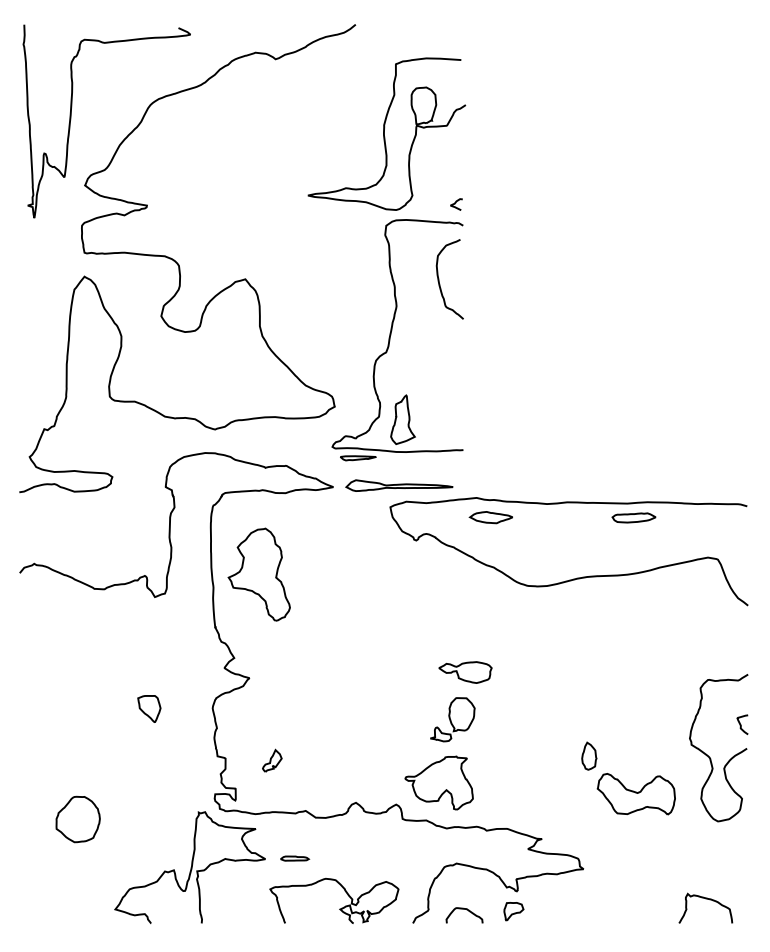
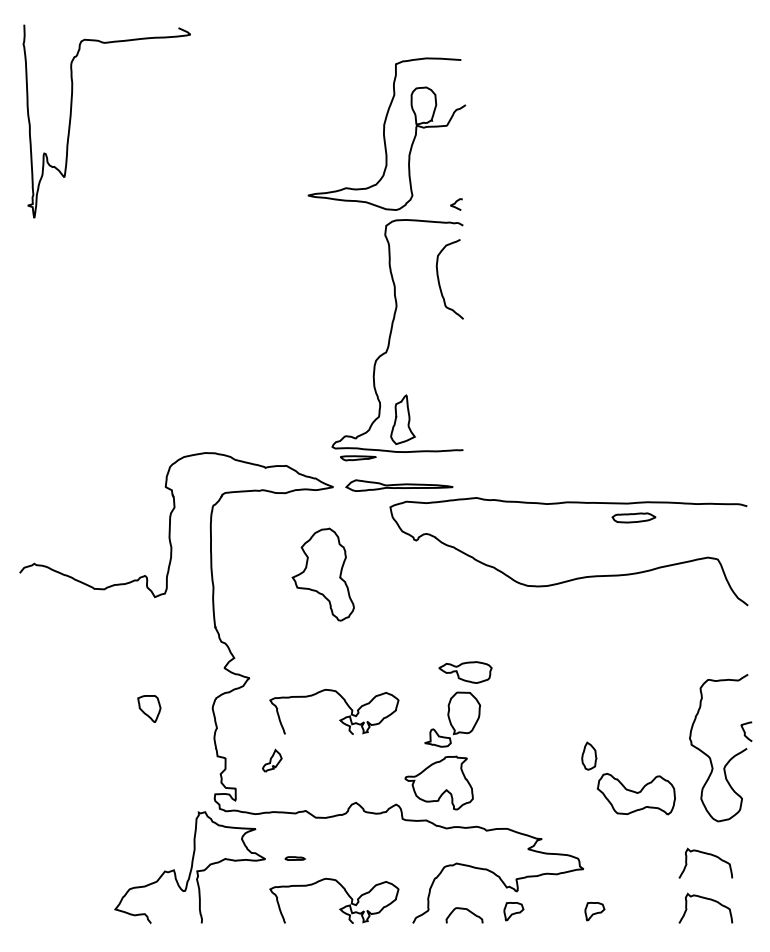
curve: present -> none (179, 264)
part: present -> none (490, 517)
part position: (258, 574) -> (322, 574) (322, 574)
curve: none -> present (339, 719)
part size: 46x46 px -> 58x57 px (452, 719)
curve position: (741, 724) -> (745, 731) (745, 731)
part: present -> none (77, 819)
curve: none -> present (705, 854)
part size: 31x7 px -> 22x5 px (294, 858)
part: none -> present (594, 911)
